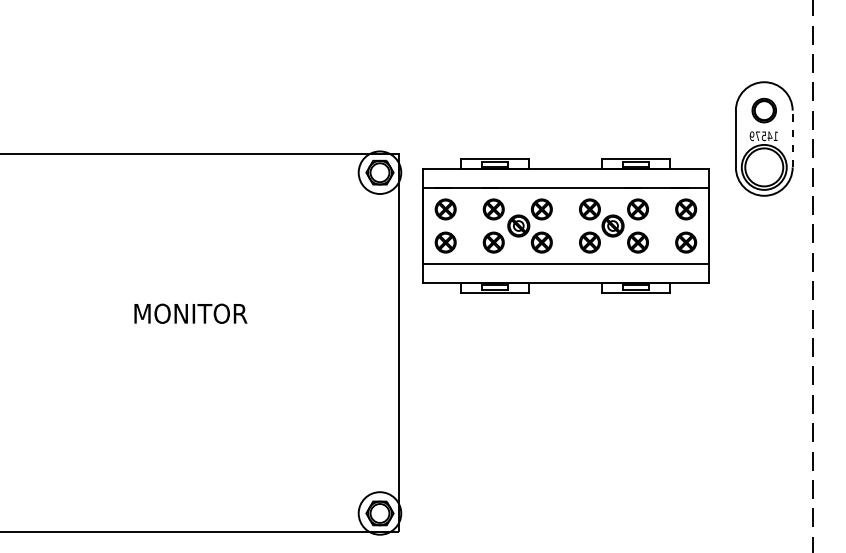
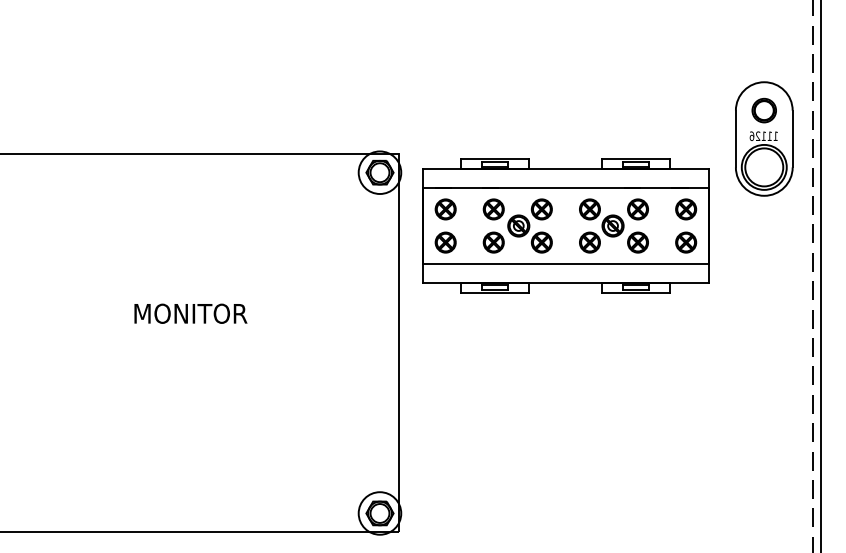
text: 14579 -> 11126 (760, 136)
line: dashed -> solid (792, 138)
line: none -> present (820, 275)
